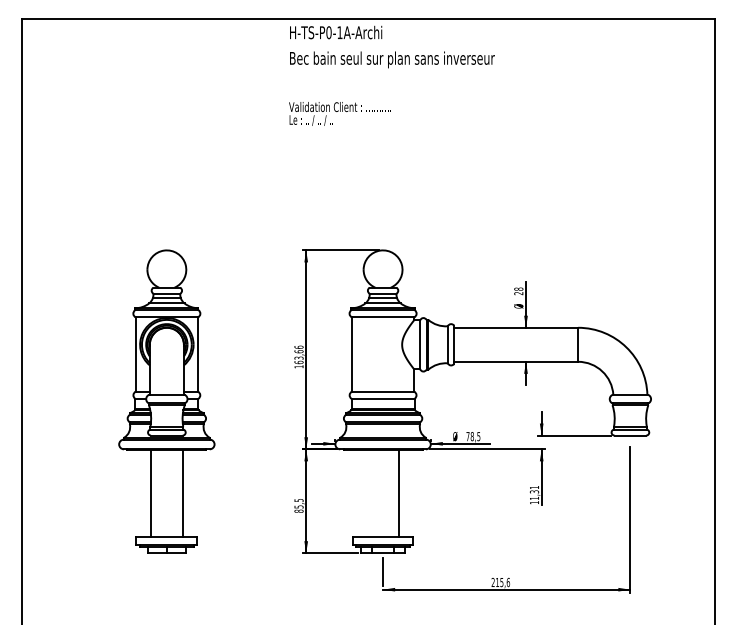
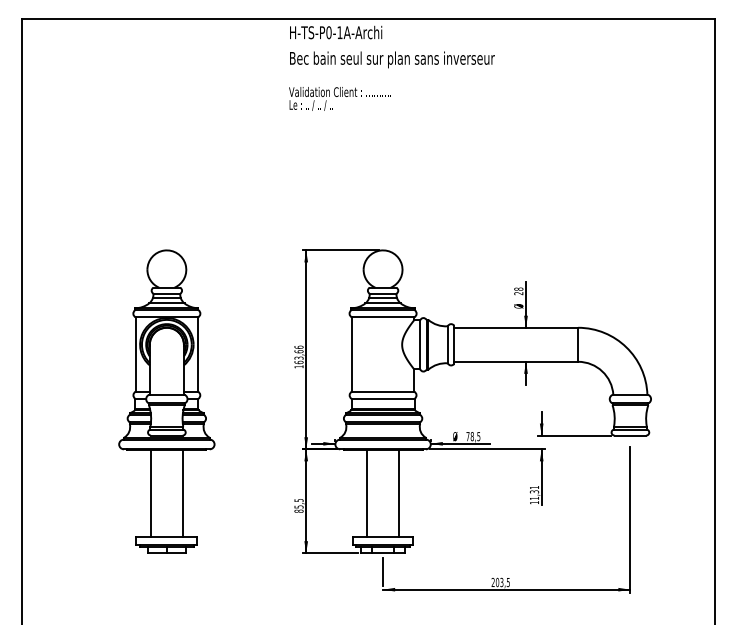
text position: (339, 113) -> (339, 98) (339, 98)
line: none -> present (367, 493)
text: 215,6 -> 203,5 (502, 582)
